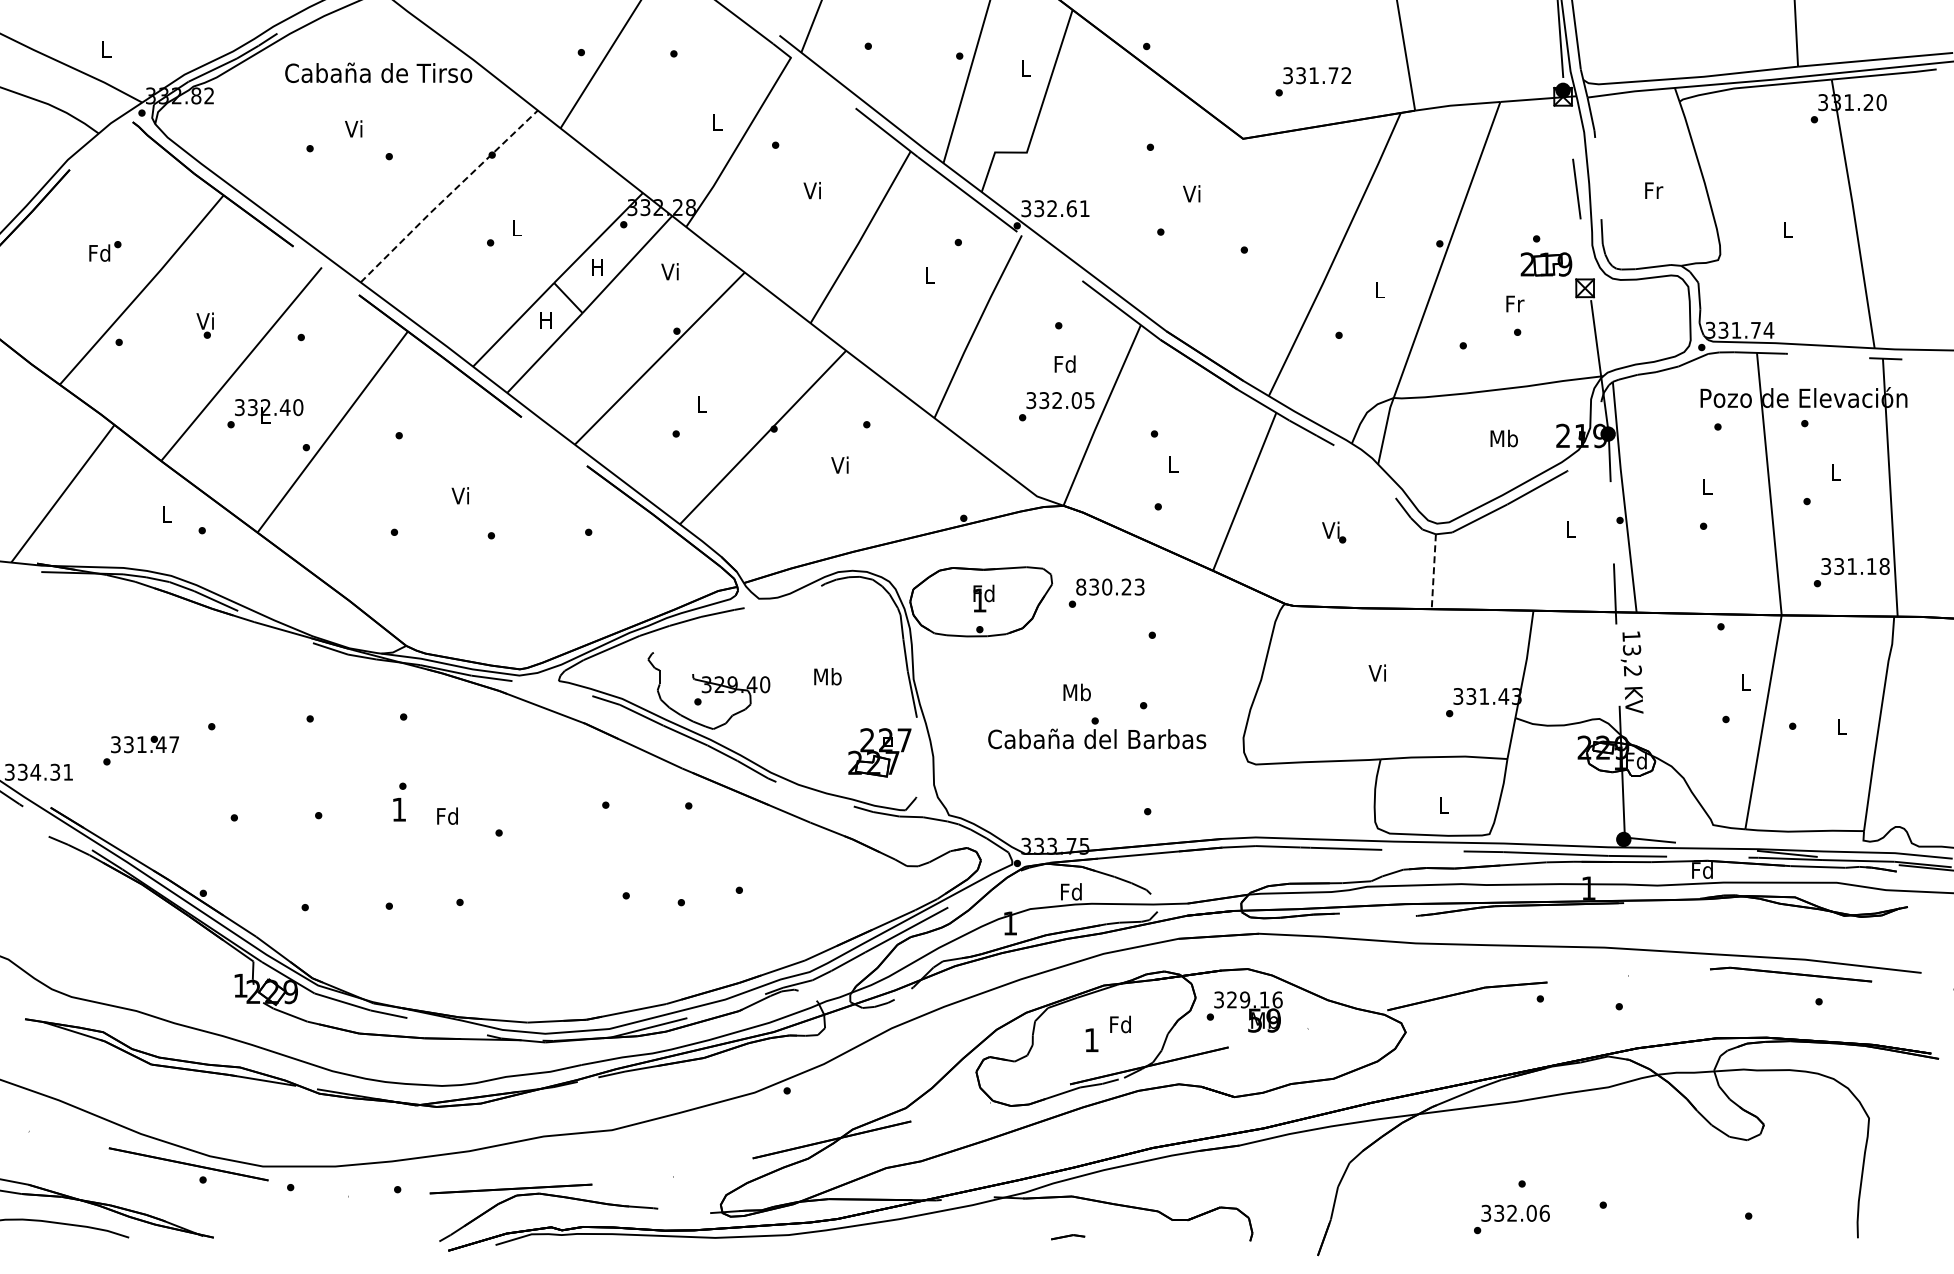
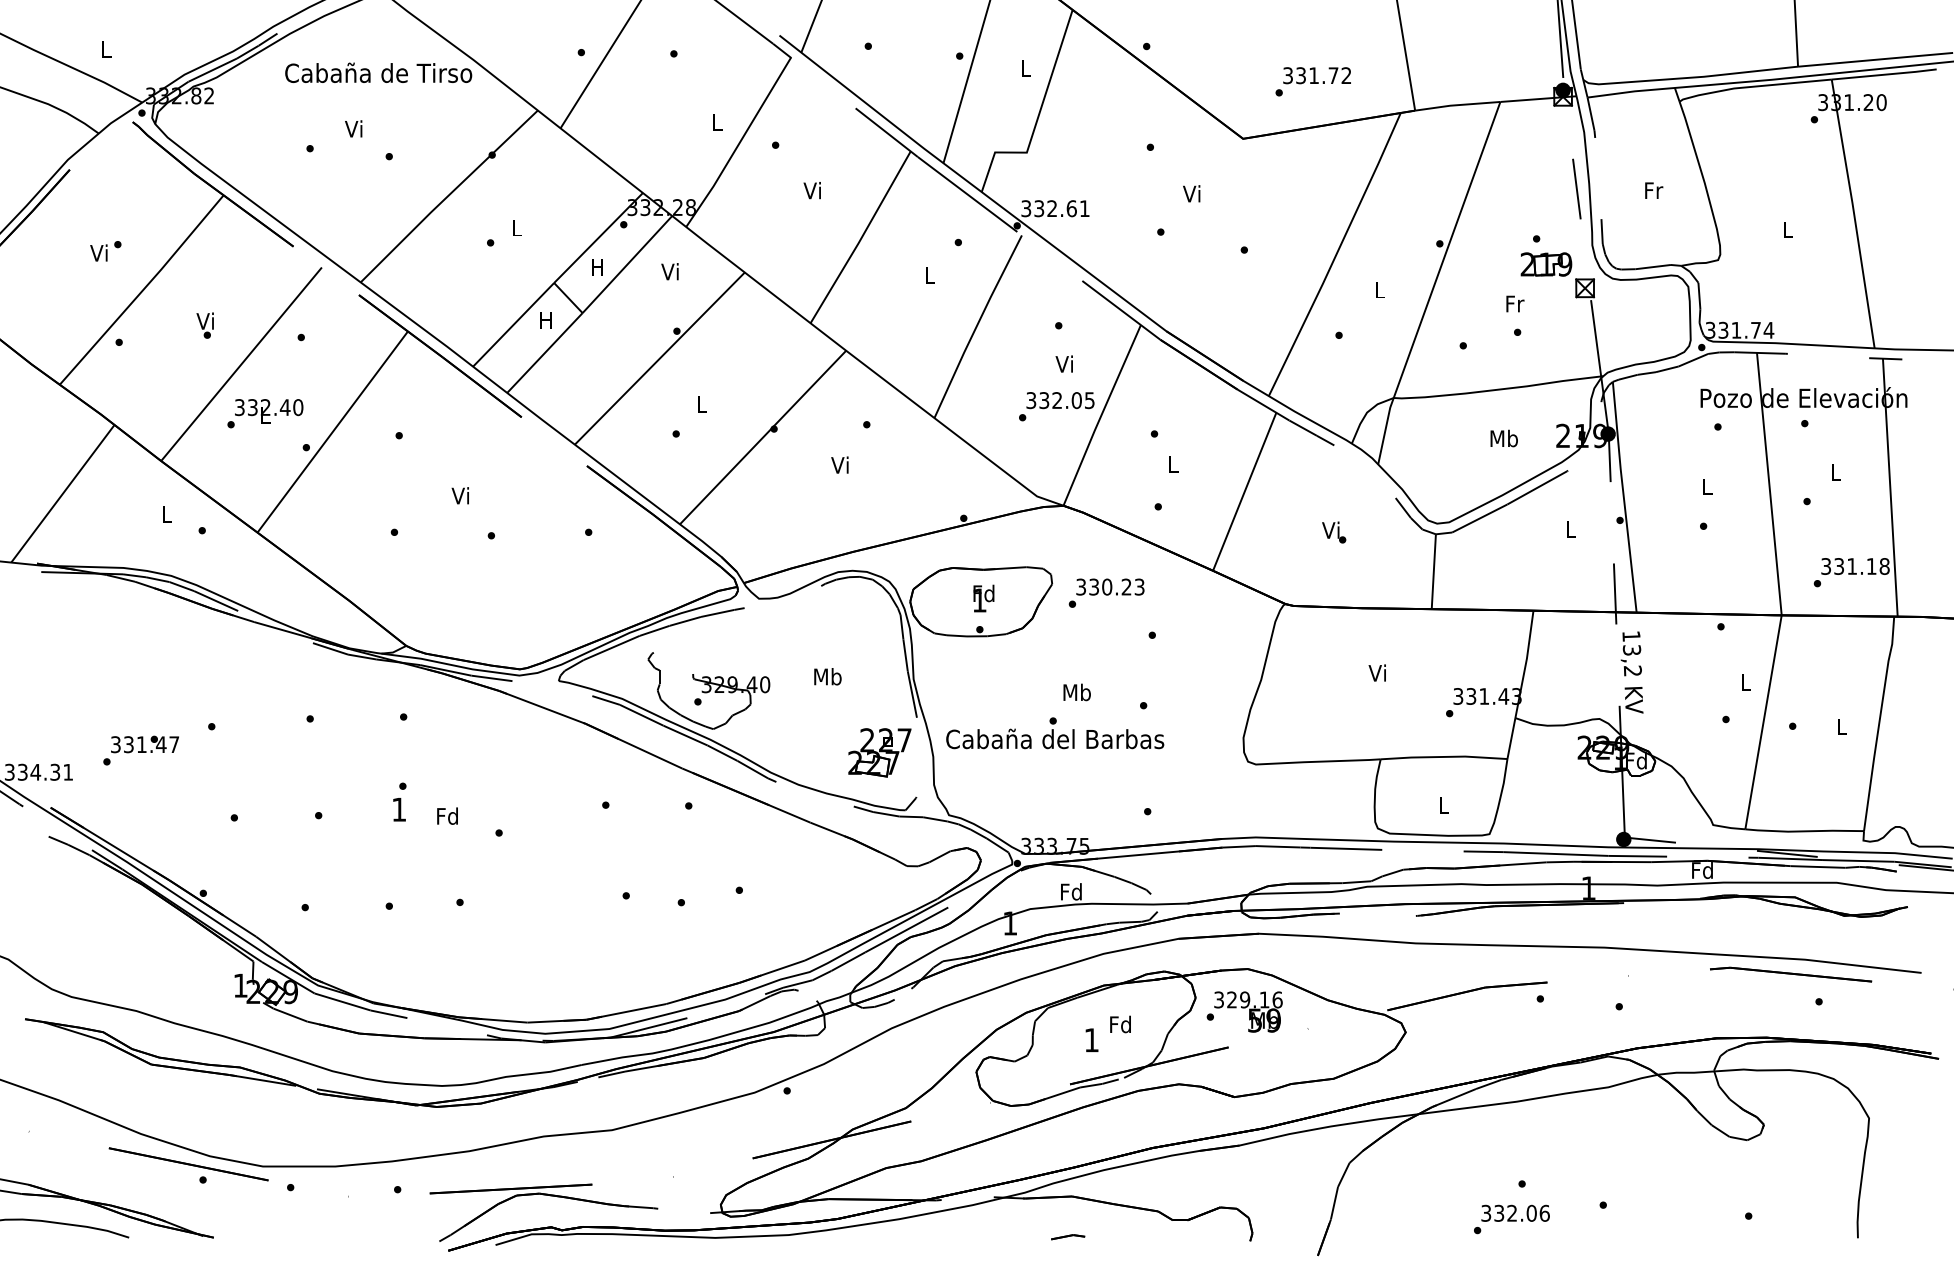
line: dashed -> solid (448, 196)
text: Fd -> Vi (99, 252)
text: Fd -> Vi (1064, 363)
line: dashed -> solid (1433, 572)
text: 830.23 -> 330.23 (1081, 586)
text position: (1097, 733) -> (1055, 733) (1055, 733)
